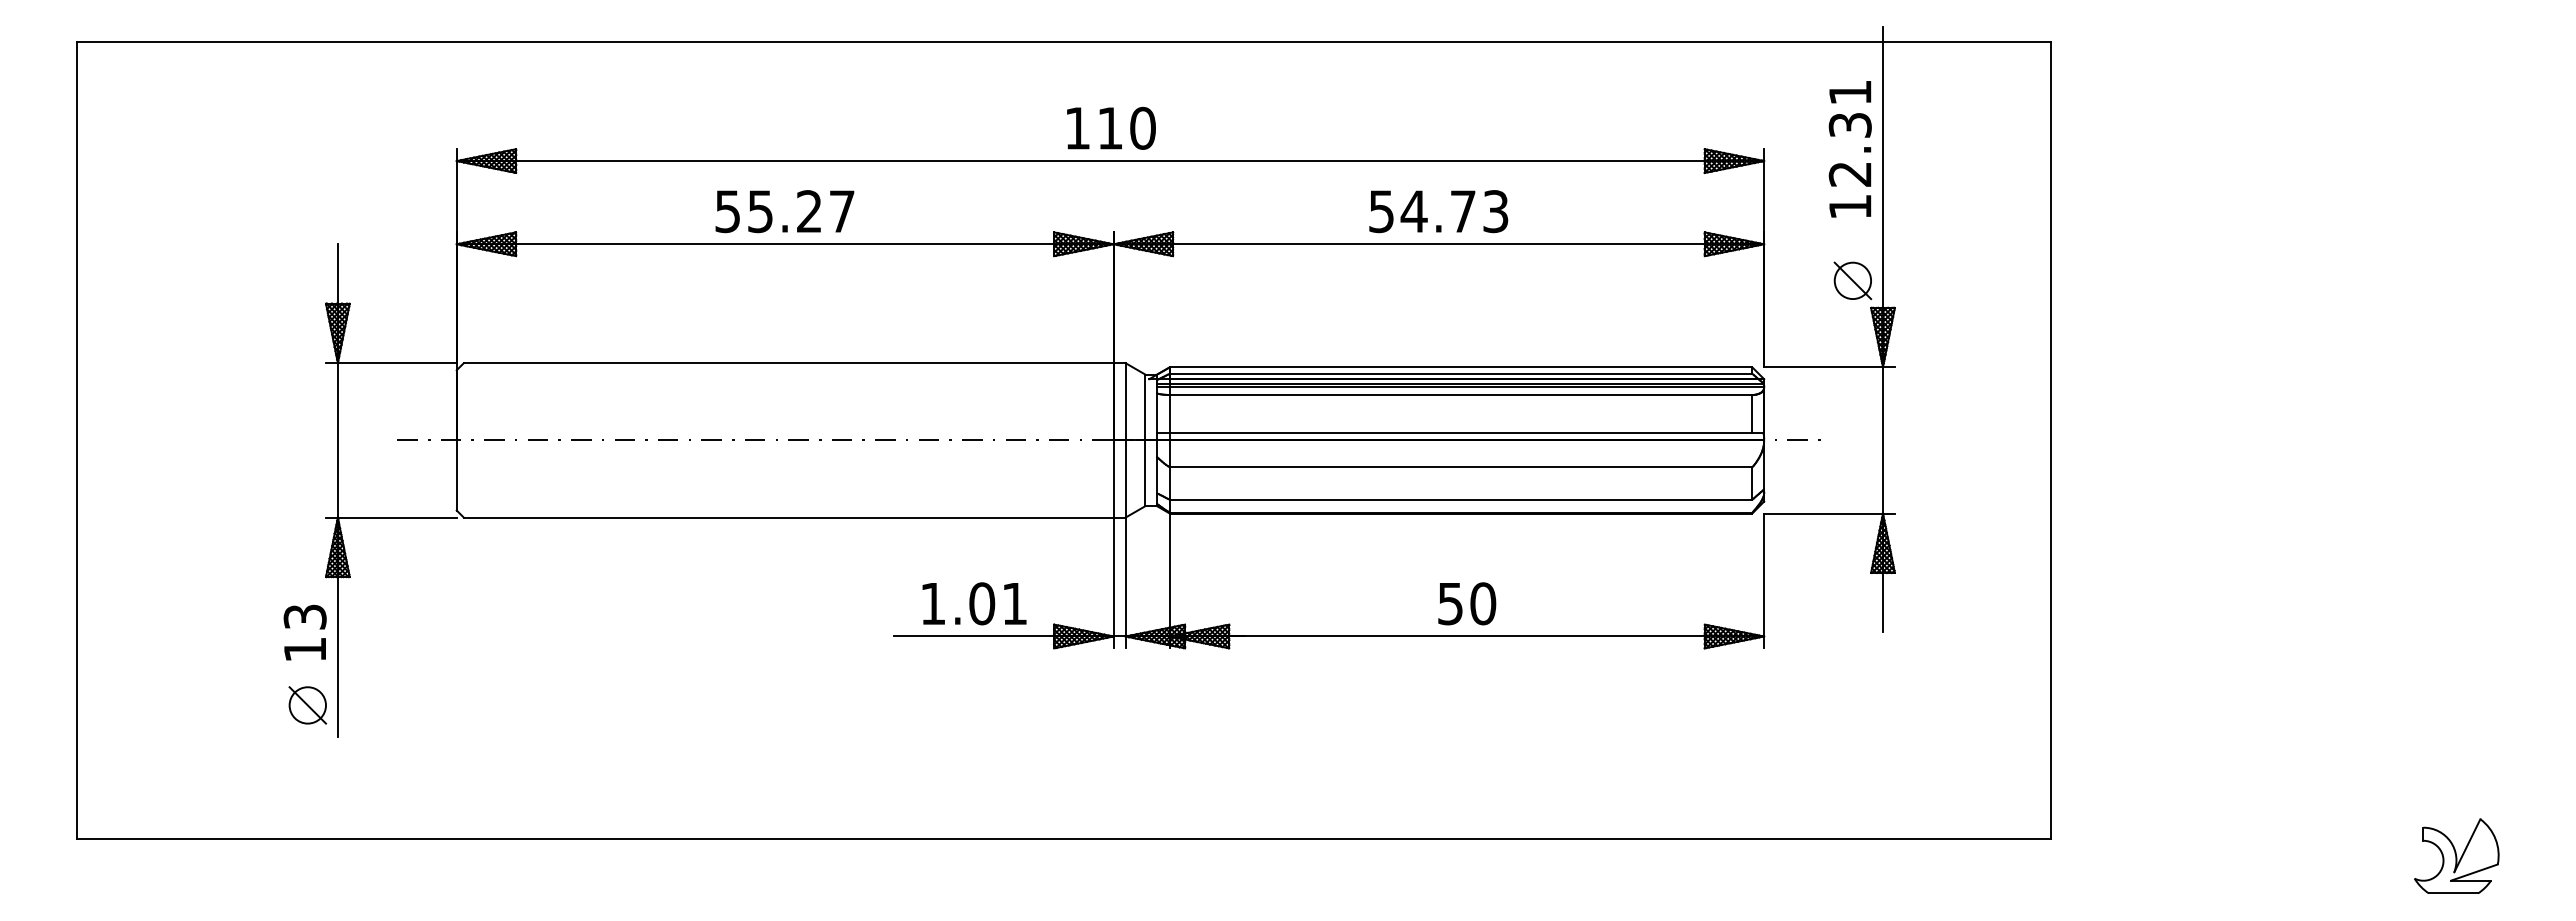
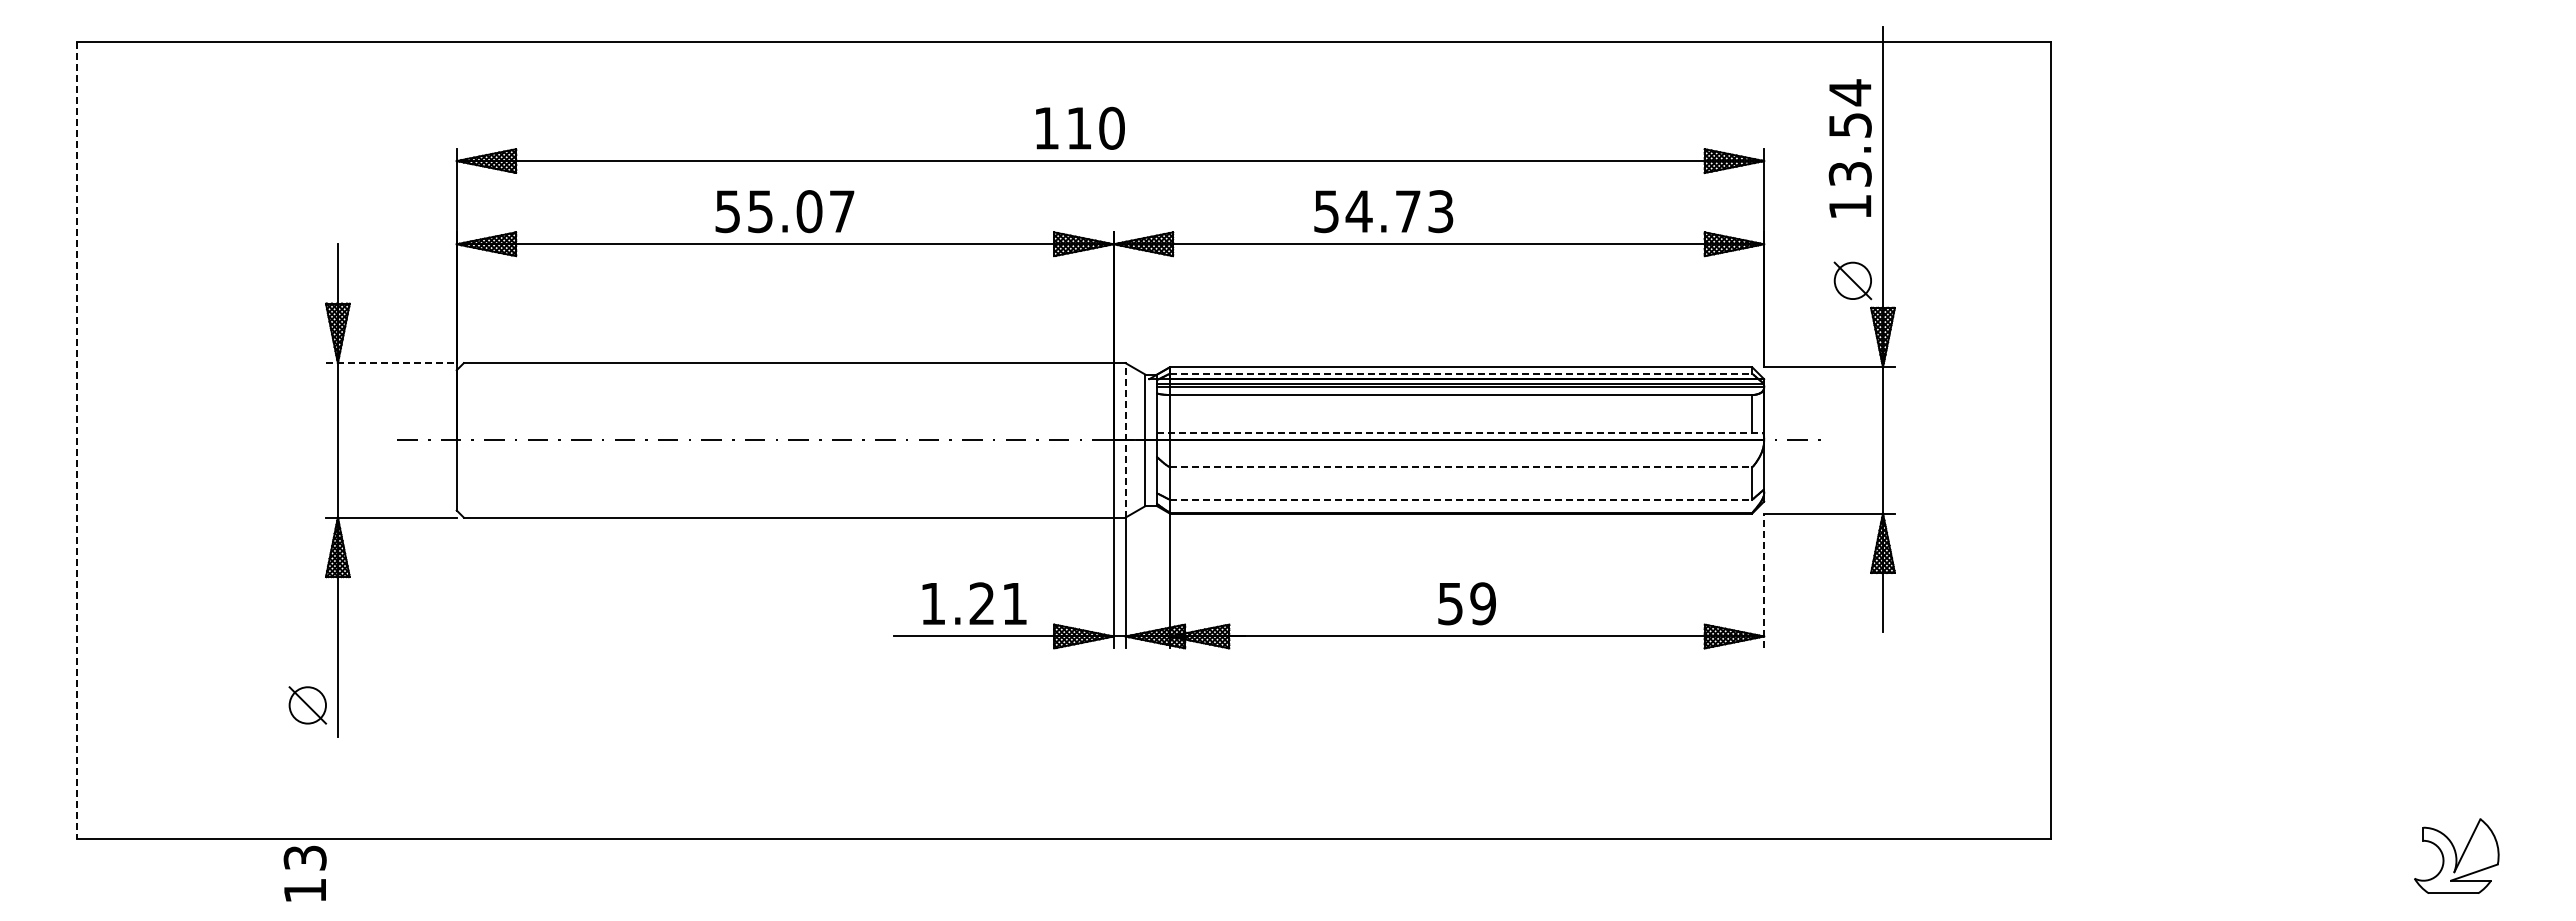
text position: (1111, 127) -> (1080, 127) (1080, 127)
text: 12.31 -> 13.54 (1849, 132)
text: 55.27 -> 55.07 (809, 211)
text position: (1438, 211) -> (1383, 211) (1383, 211)
line: solid -> dashed (391, 363)
line: solid -> dashed (1461, 373)
line: solid -> dashed (1460, 433)
line: solid -> dashed (1125, 439)
line: solid -> dashed (77, 440)
line: solid -> dashed (1461, 467)
line: solid -> dashed (1461, 499)
line: solid -> dashed (1764, 580)
text: 1.01 -> 1.21 (982, 603)
text: 50 -> 59 (1483, 603)
text position: (304, 632) -> (304, 873) (304, 873)
